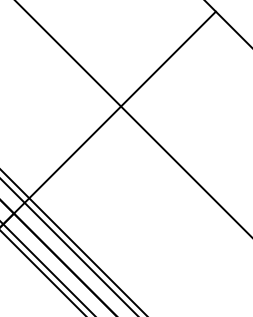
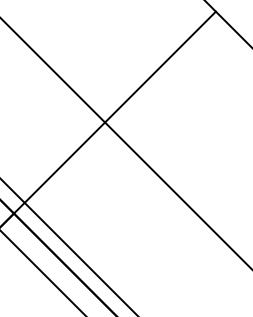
line position: (132, 118) -> (125, 143) (125, 143)
line: present -> none (73, 242)
line: present -> none (47, 268)
